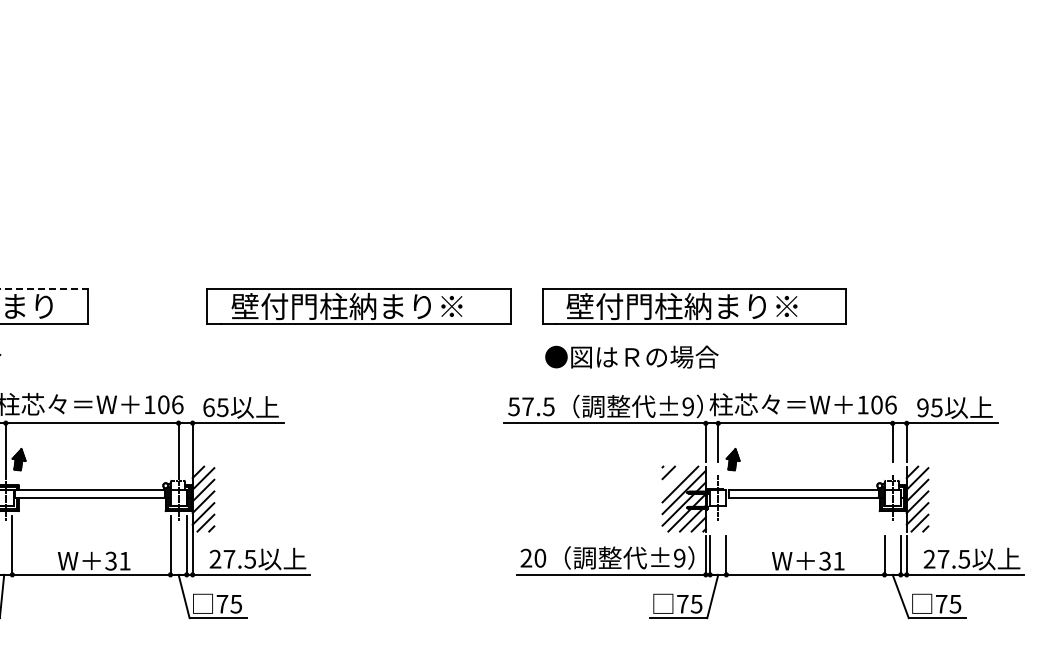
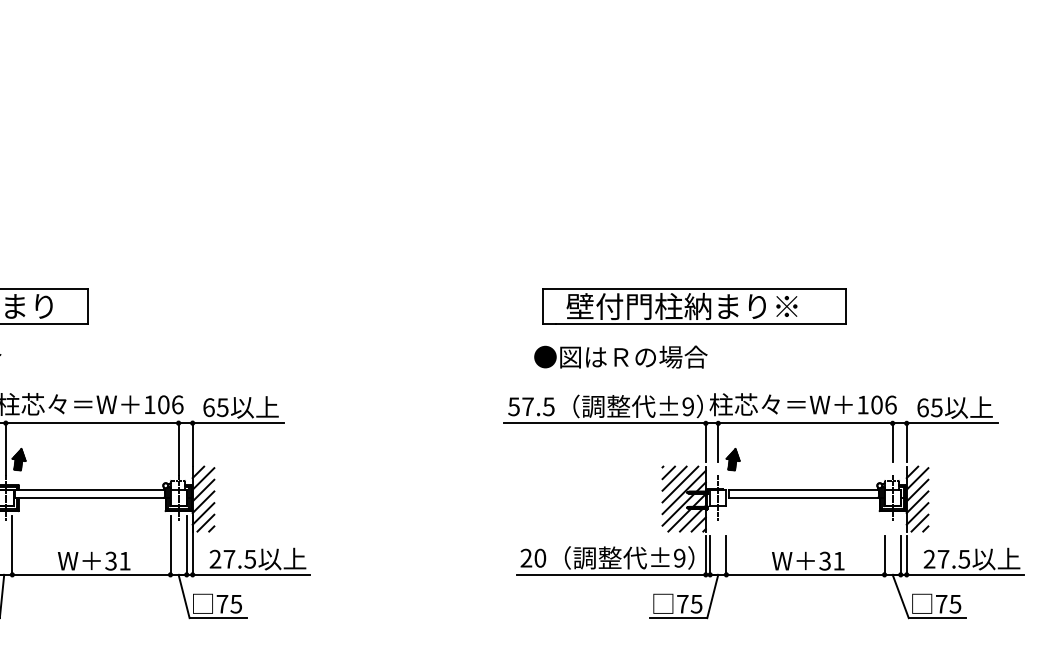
line: dashed -> solid (44, 288)
part: present -> none (359, 306)
text position: (631, 356) -> (620, 356) (620, 356)
text: 95 -> 65 (922, 407)
line: none -> present (674, 478)
